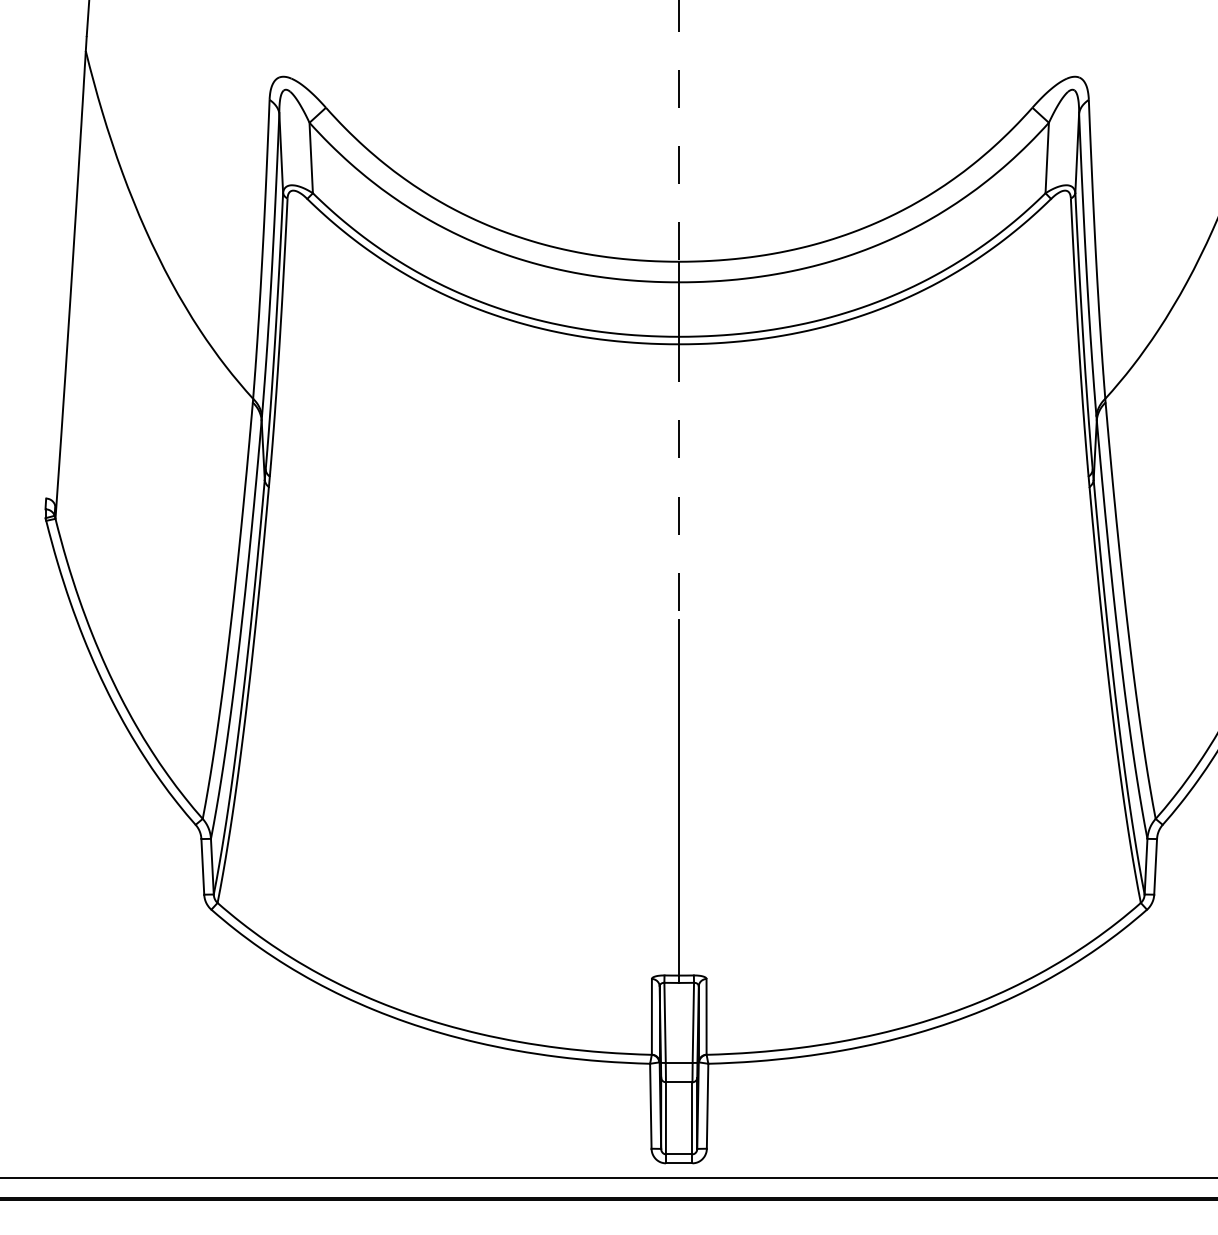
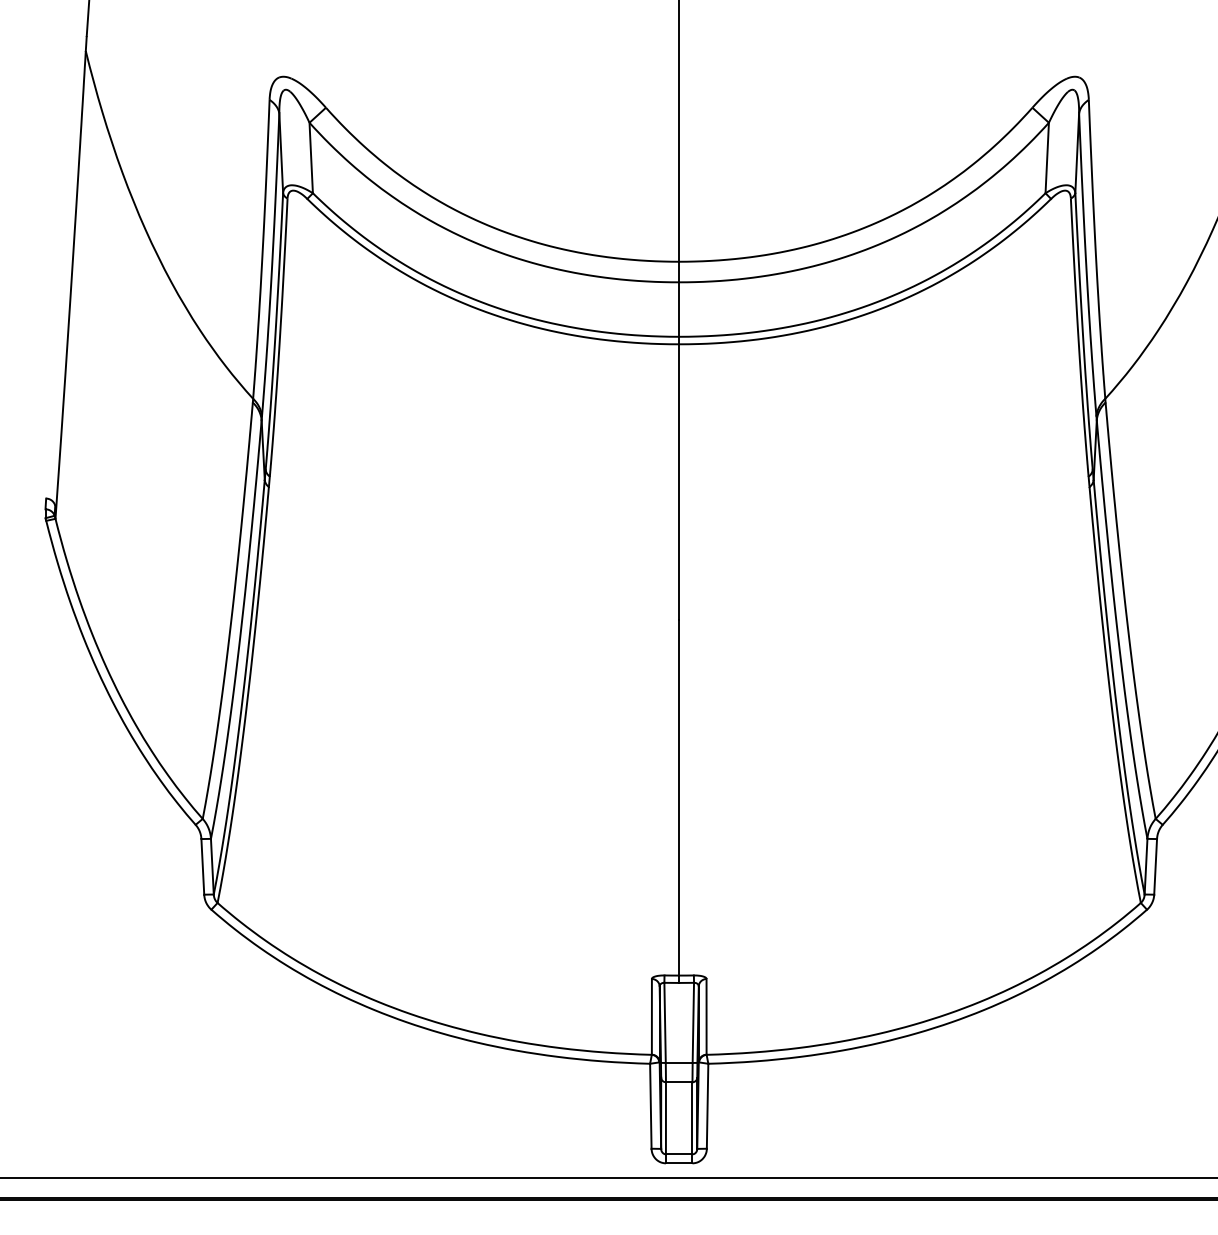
line: dashed -> solid (679, 131)
line: dashed -> solid (679, 481)
